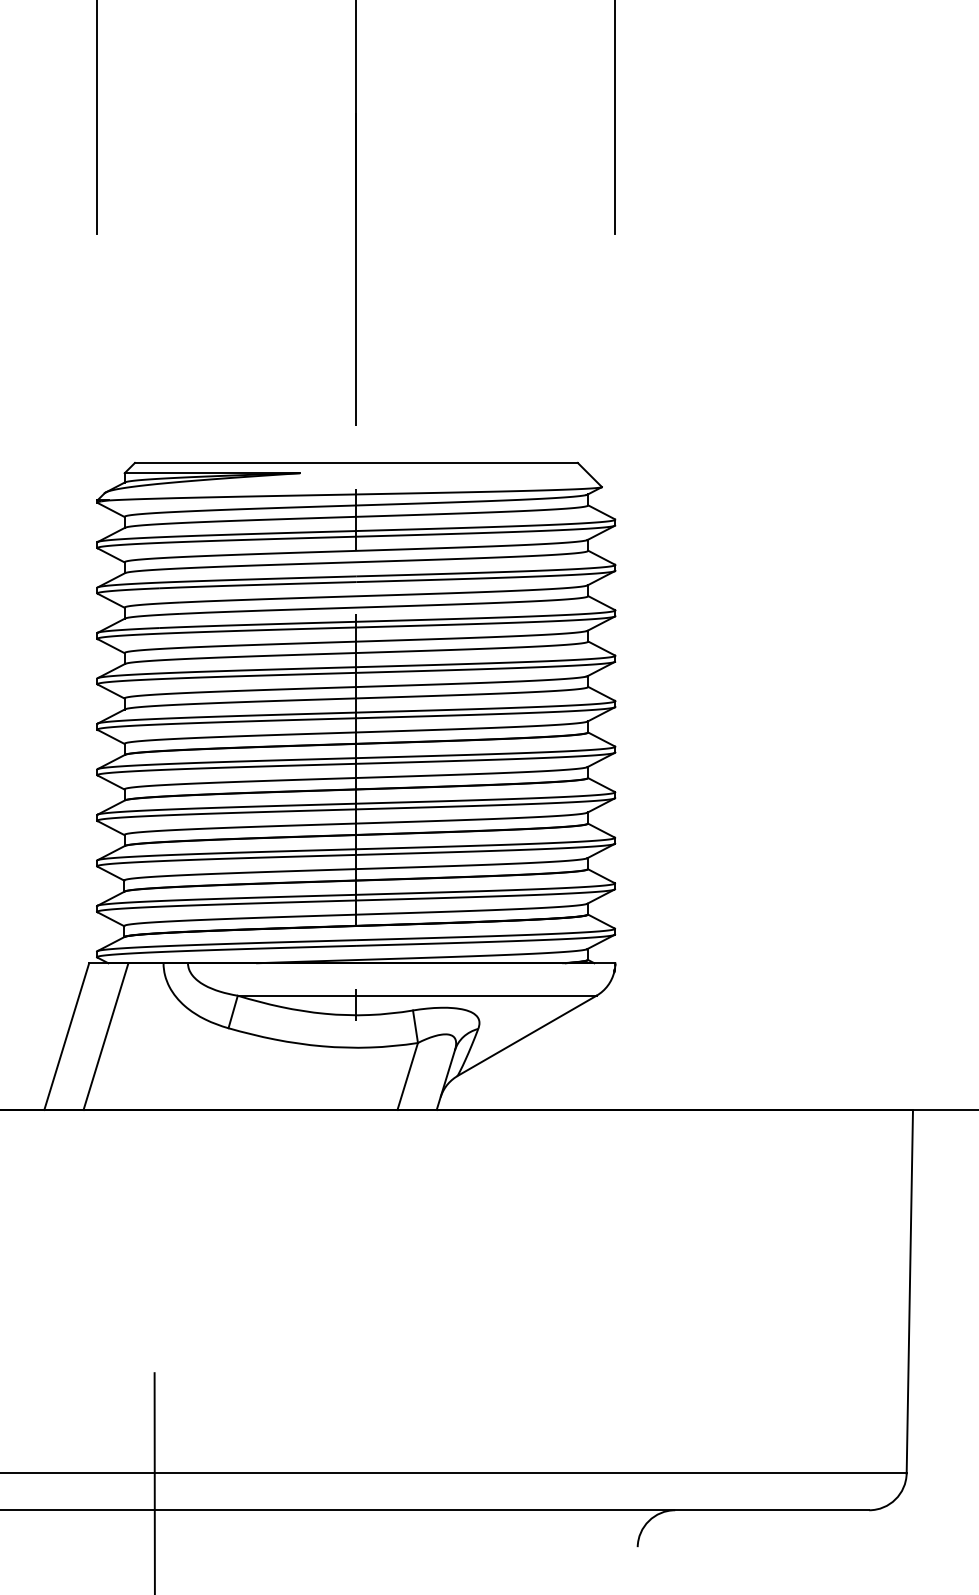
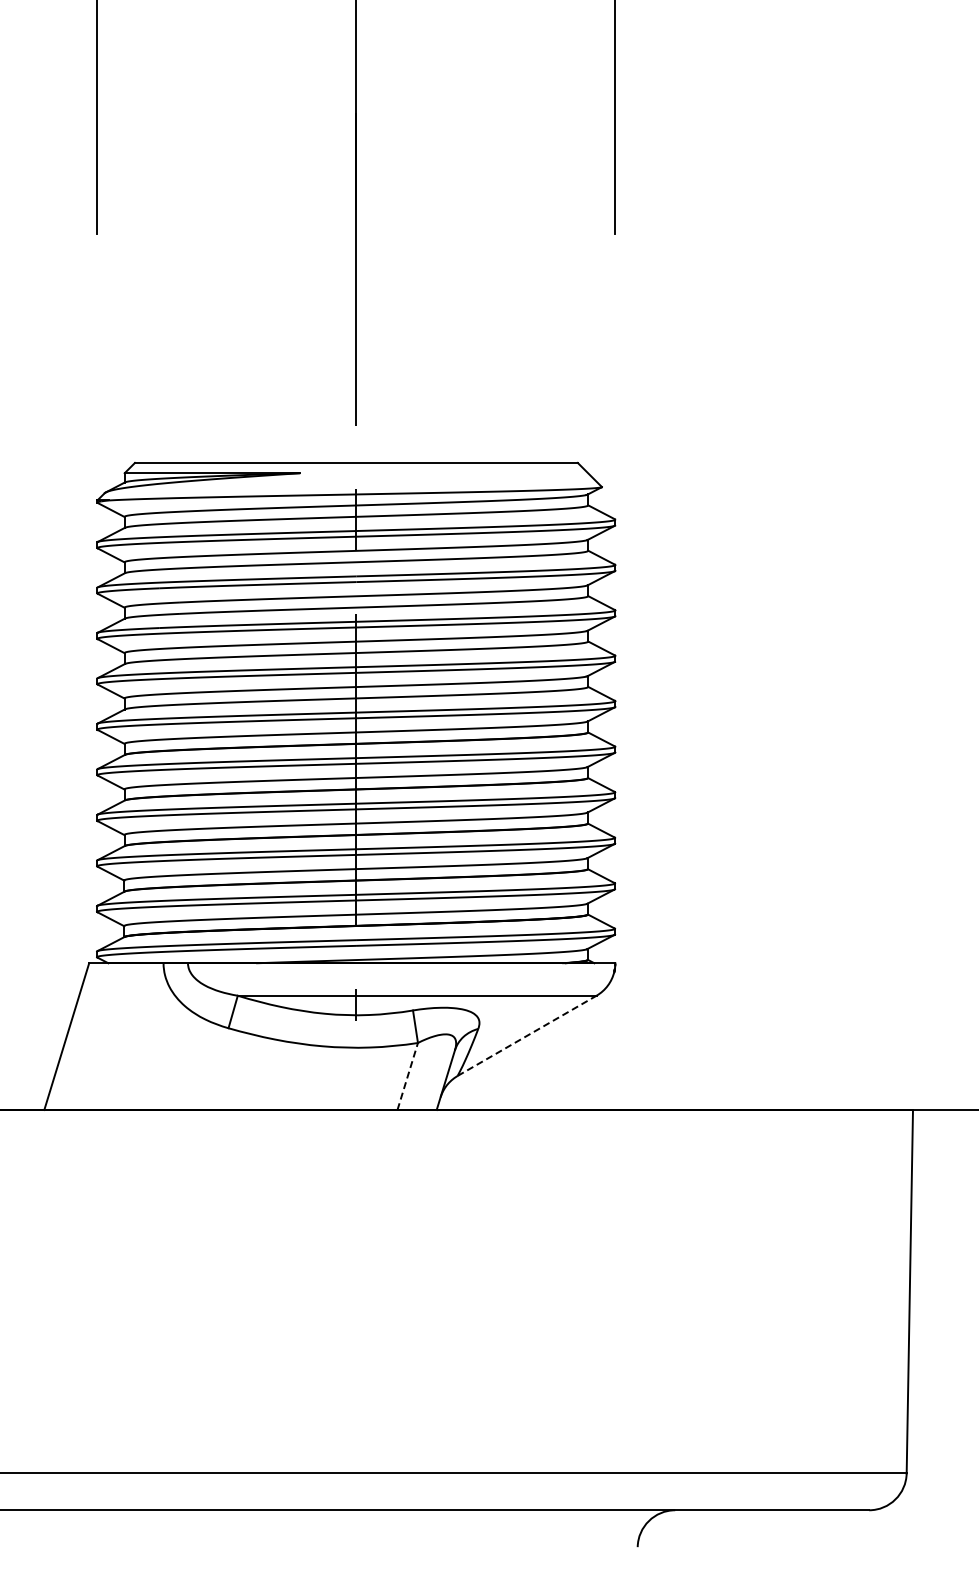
line: solid -> dashed (527, 1035)
line: present -> none (105, 1036)
line: solid -> dashed (407, 1076)
line: present -> none (154, 1481)
